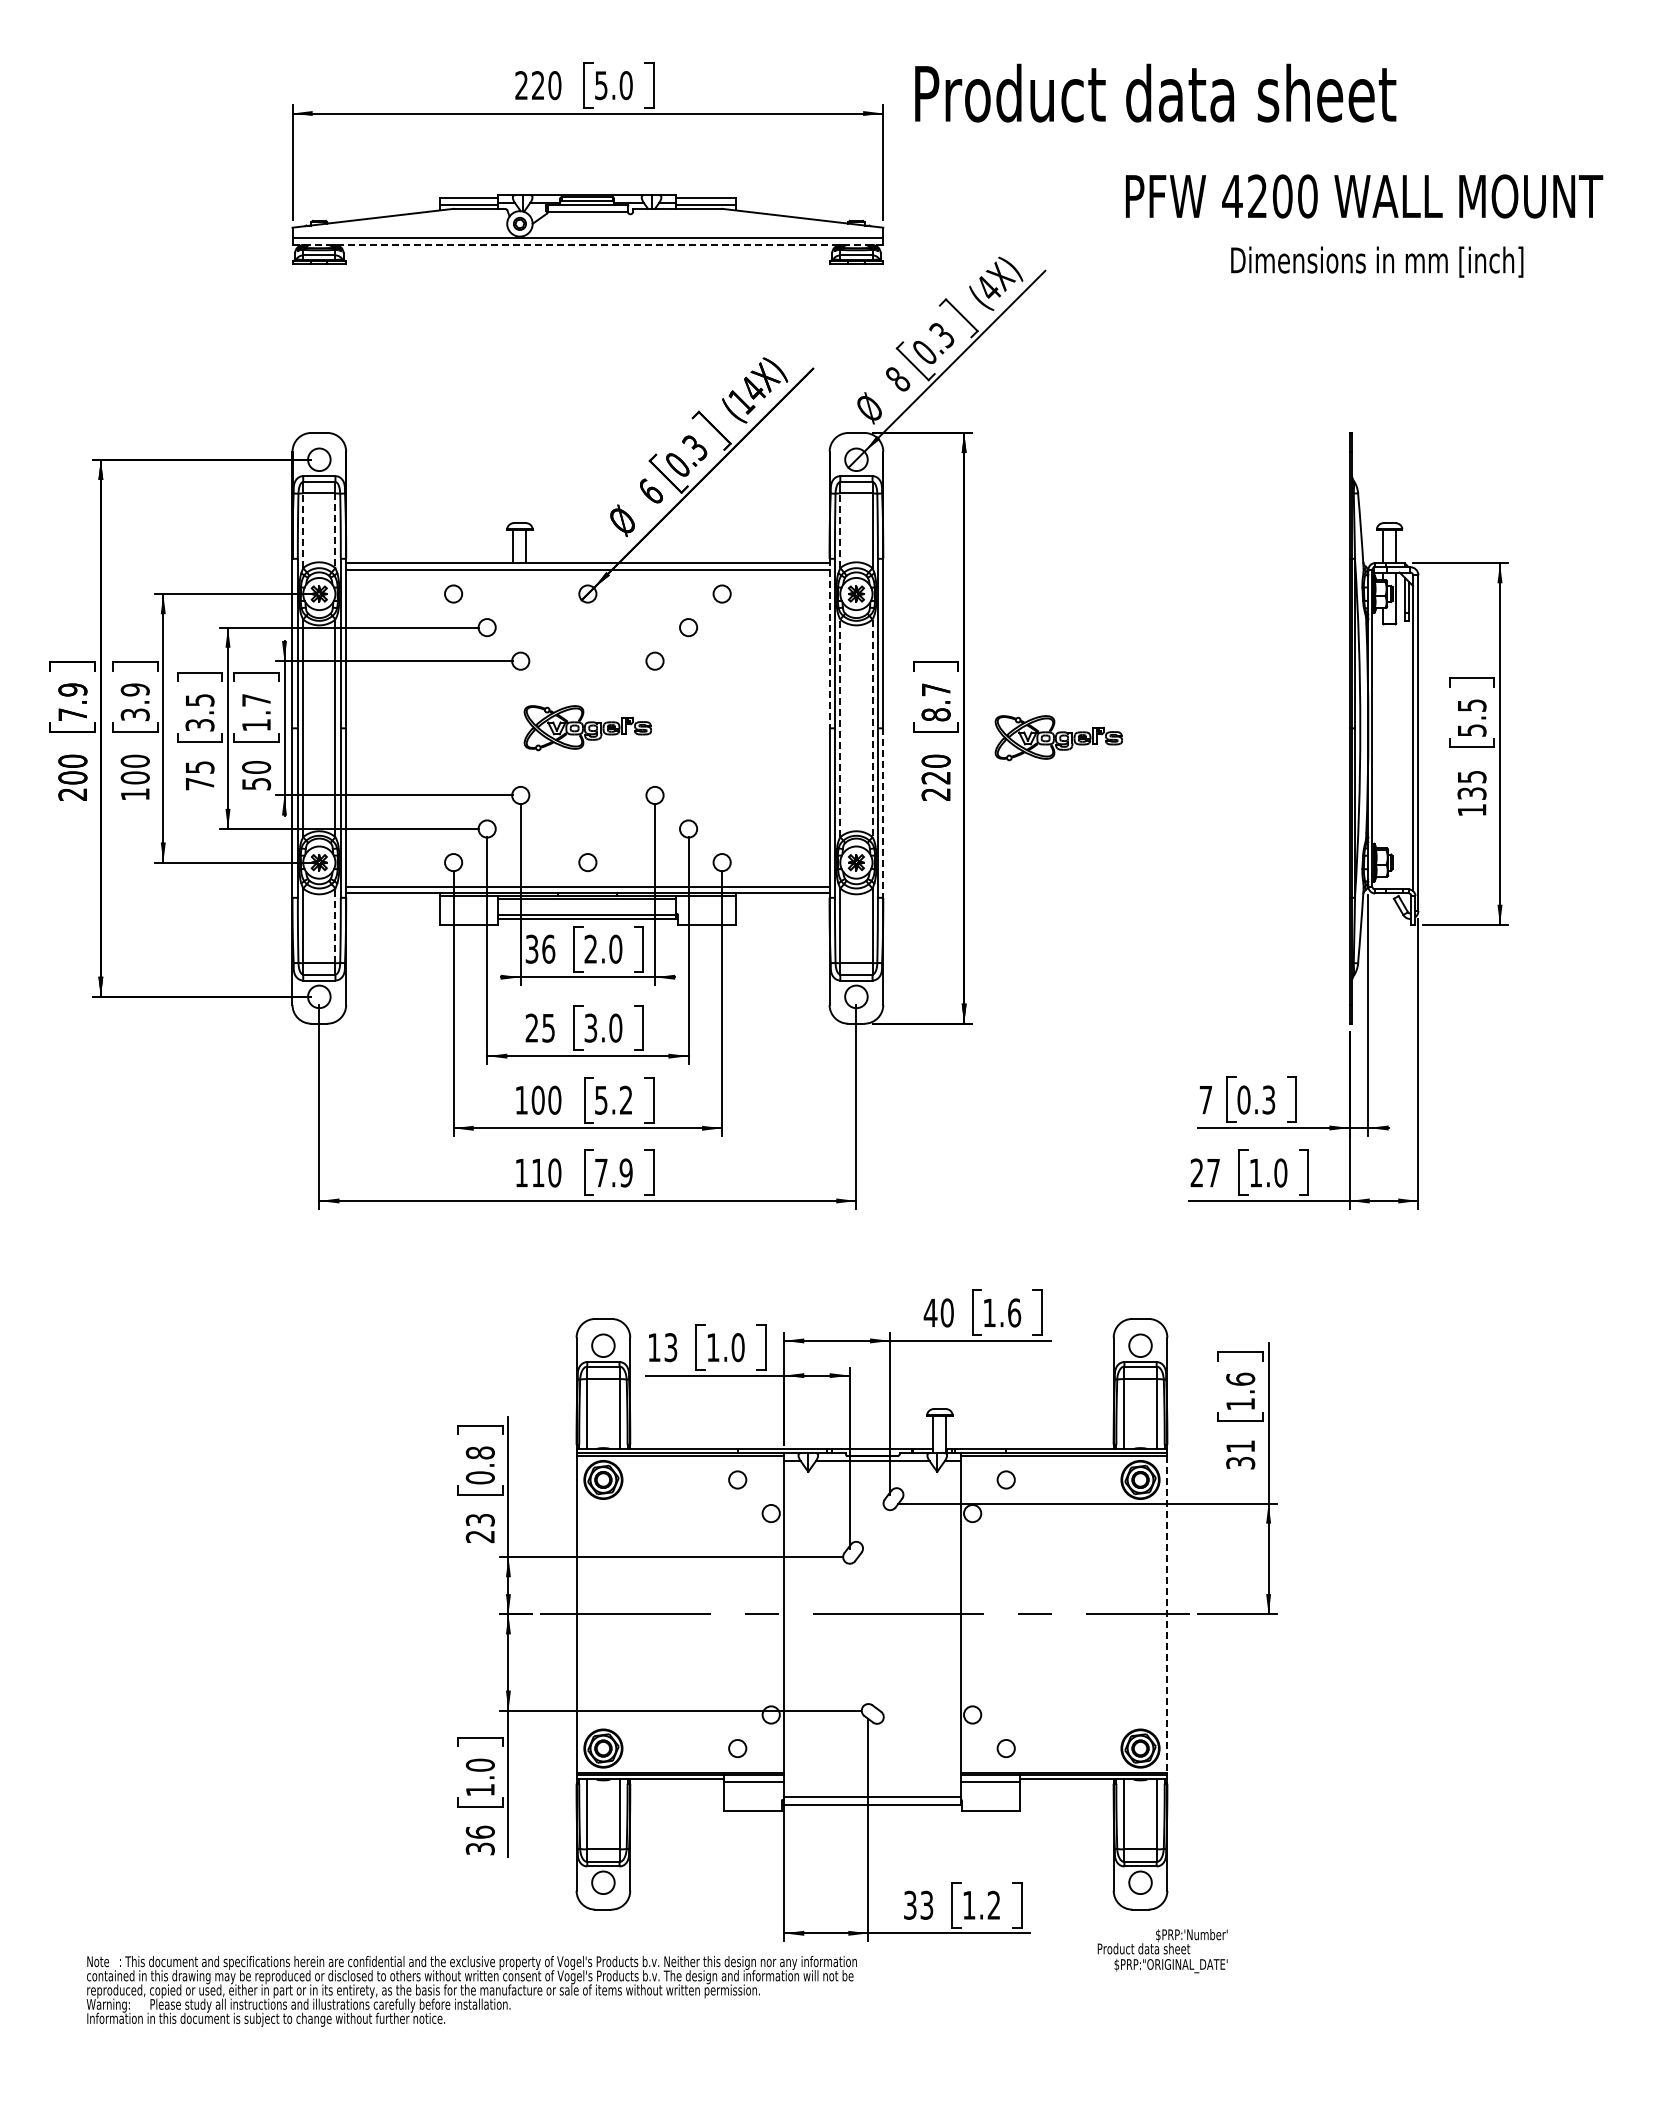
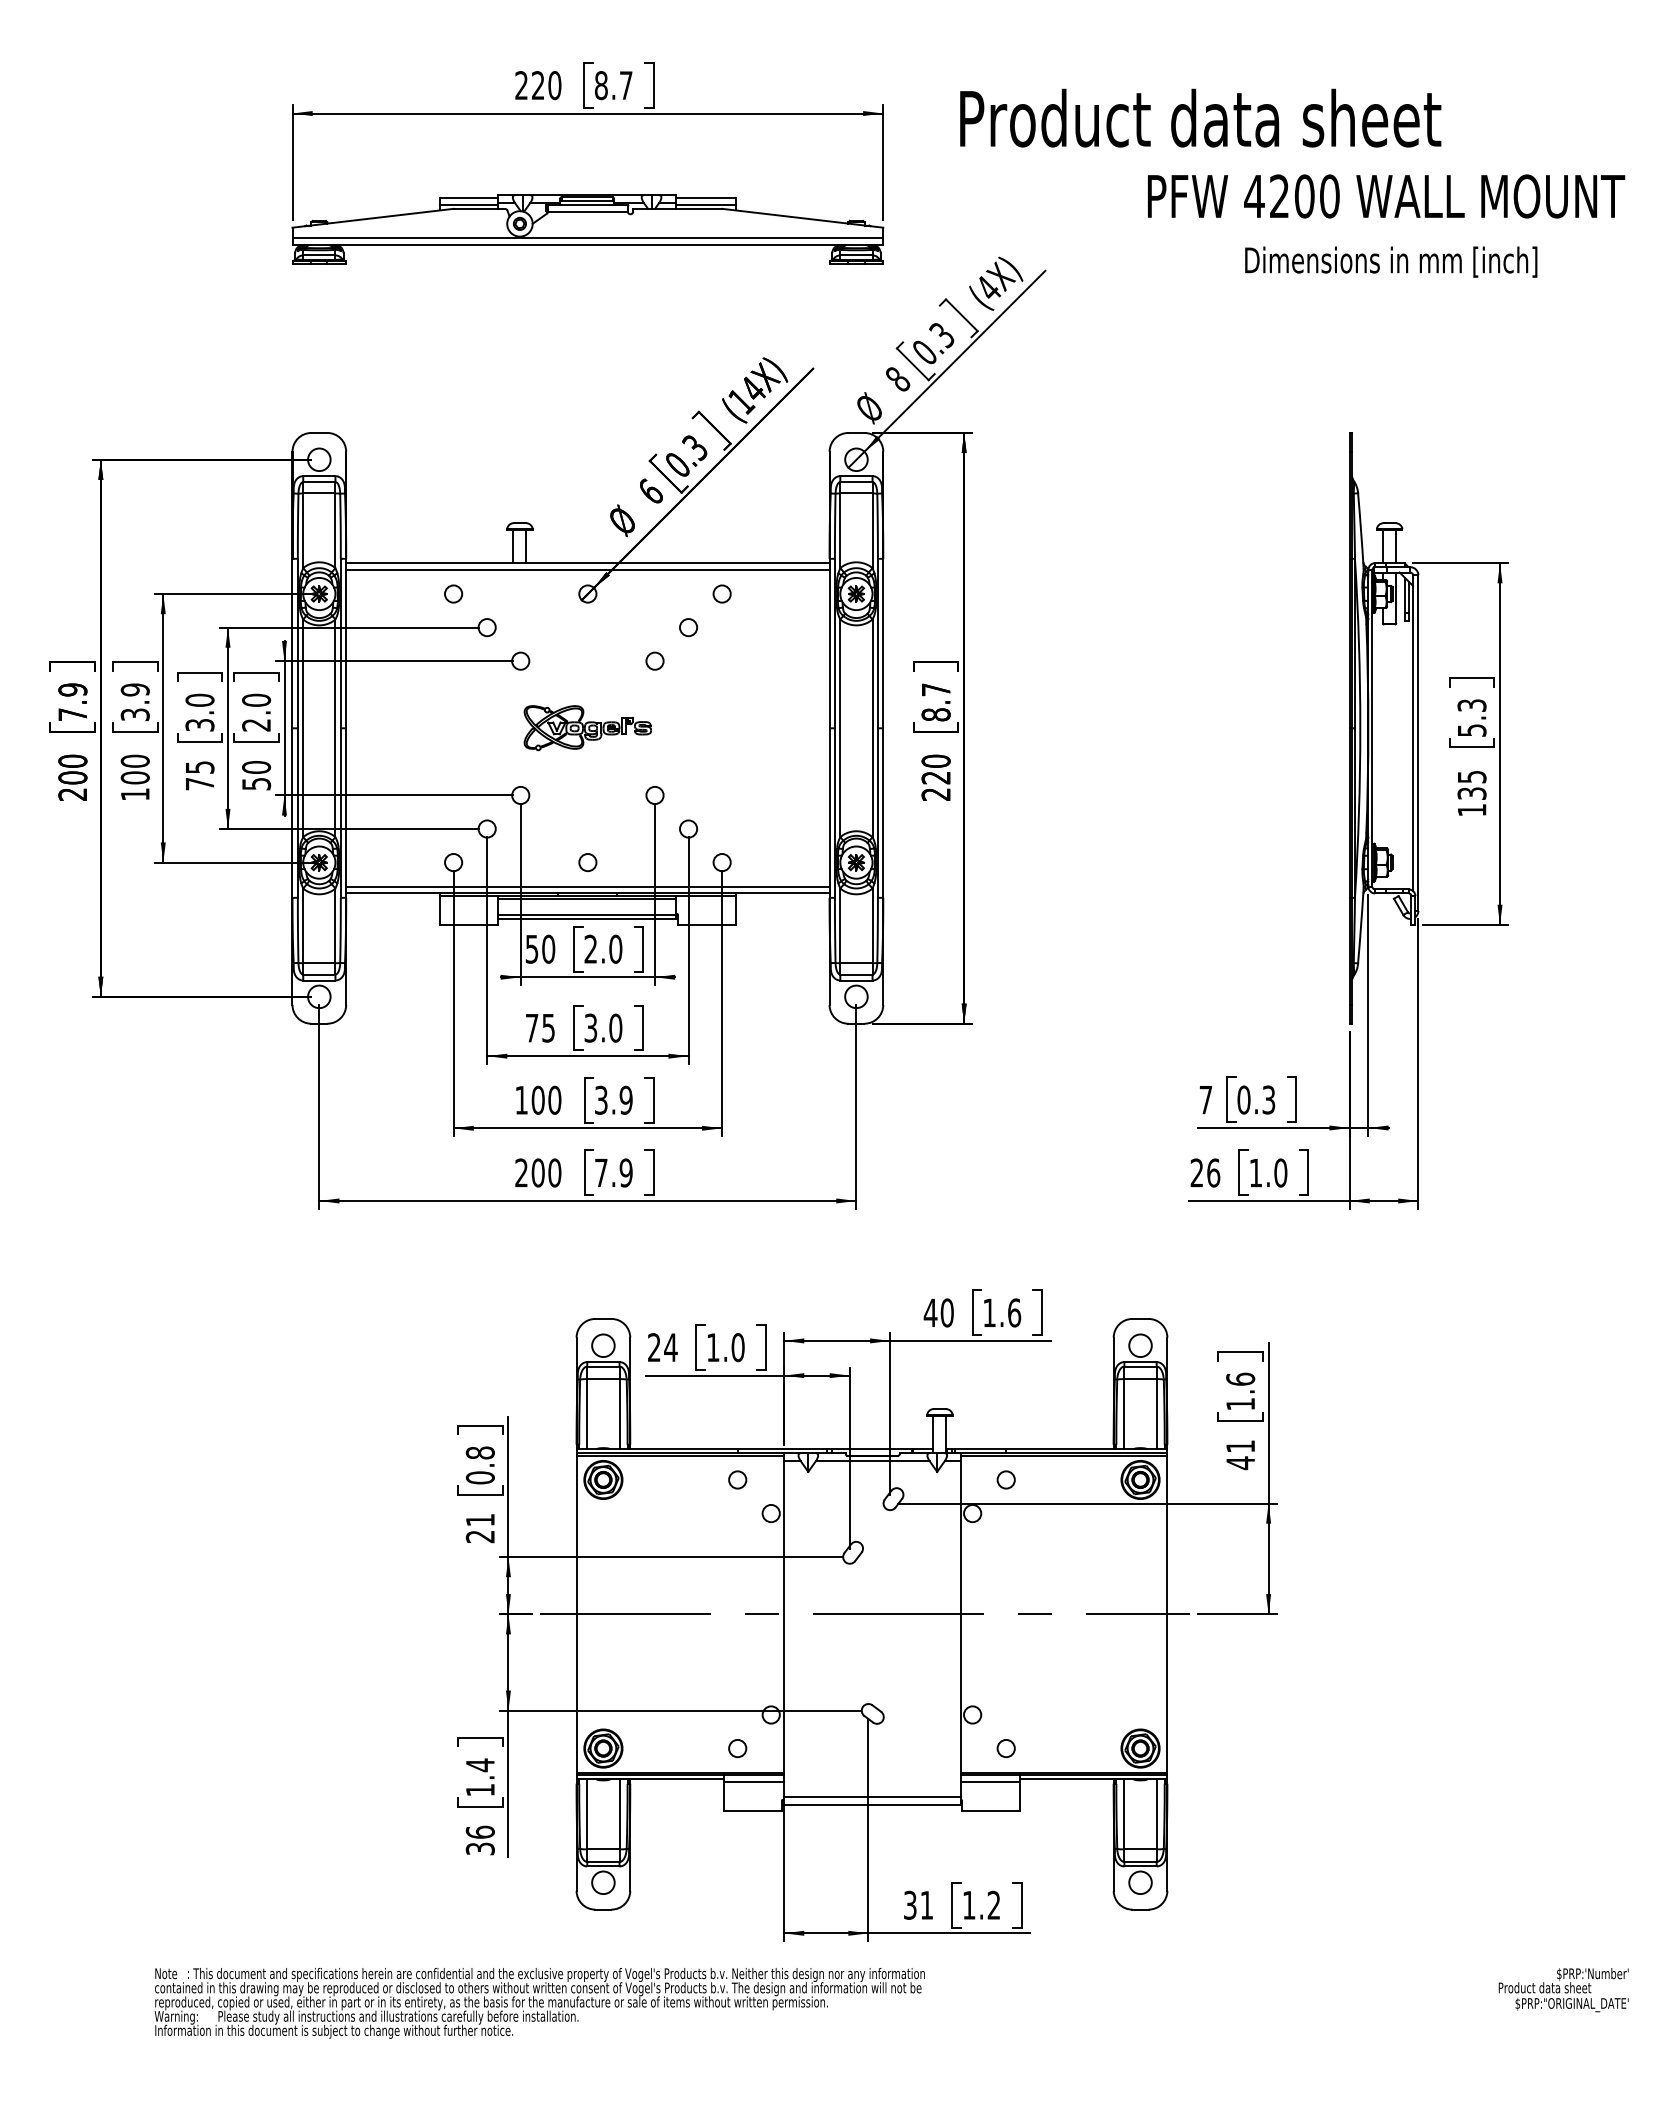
text: 5.0 -> 8.7 (613, 85)
text position: (1155, 92) -> (1200, 117) (1200, 117)
text position: (1364, 196) -> (1386, 196) (1386, 196)
line: dashed -> solid (587, 245)
text position: (1377, 261) -> (1391, 261) (1391, 261)
line: dashed -> solid (303, 530)
line: dashed -> solid (840, 530)
line: dashed -> solid (335, 531)
line: dashed -> solid (829, 643)
text: 3.5 -> 3.0 (199, 699)
text: 5.5 -> 5.3 (1471, 705)
text: 1.7 -> 2.0 (256, 712)
line: dashed -> solid (840, 728)
line: dashed -> solid (872, 728)
part: present -> none (1058, 738)
line: dashed -> solid (883, 813)
line: dashed -> solid (335, 925)
text: 36 -> 50 (540, 948)
text: 25 -> 75 (531, 1027)
text: 5.2 -> 3.9 (613, 1099)
text: 110 -> 200 (529, 1172)
text: 27 -> 26 (1213, 1172)
text: 13 -> 24 (662, 1347)
text: 31 -> 41 (1240, 1463)
text: 23 -> 21 (479, 1520)
line: dashed -> solid (1167, 1614)
text: 1.0 -> 1.4 (479, 1765)
text: 33 -> 31 (926, 1904)
text position: (1162, 1951) -> (1563, 1990) (1563, 1990)
text position: (471, 1991) -> (539, 2003) (539, 2003)
